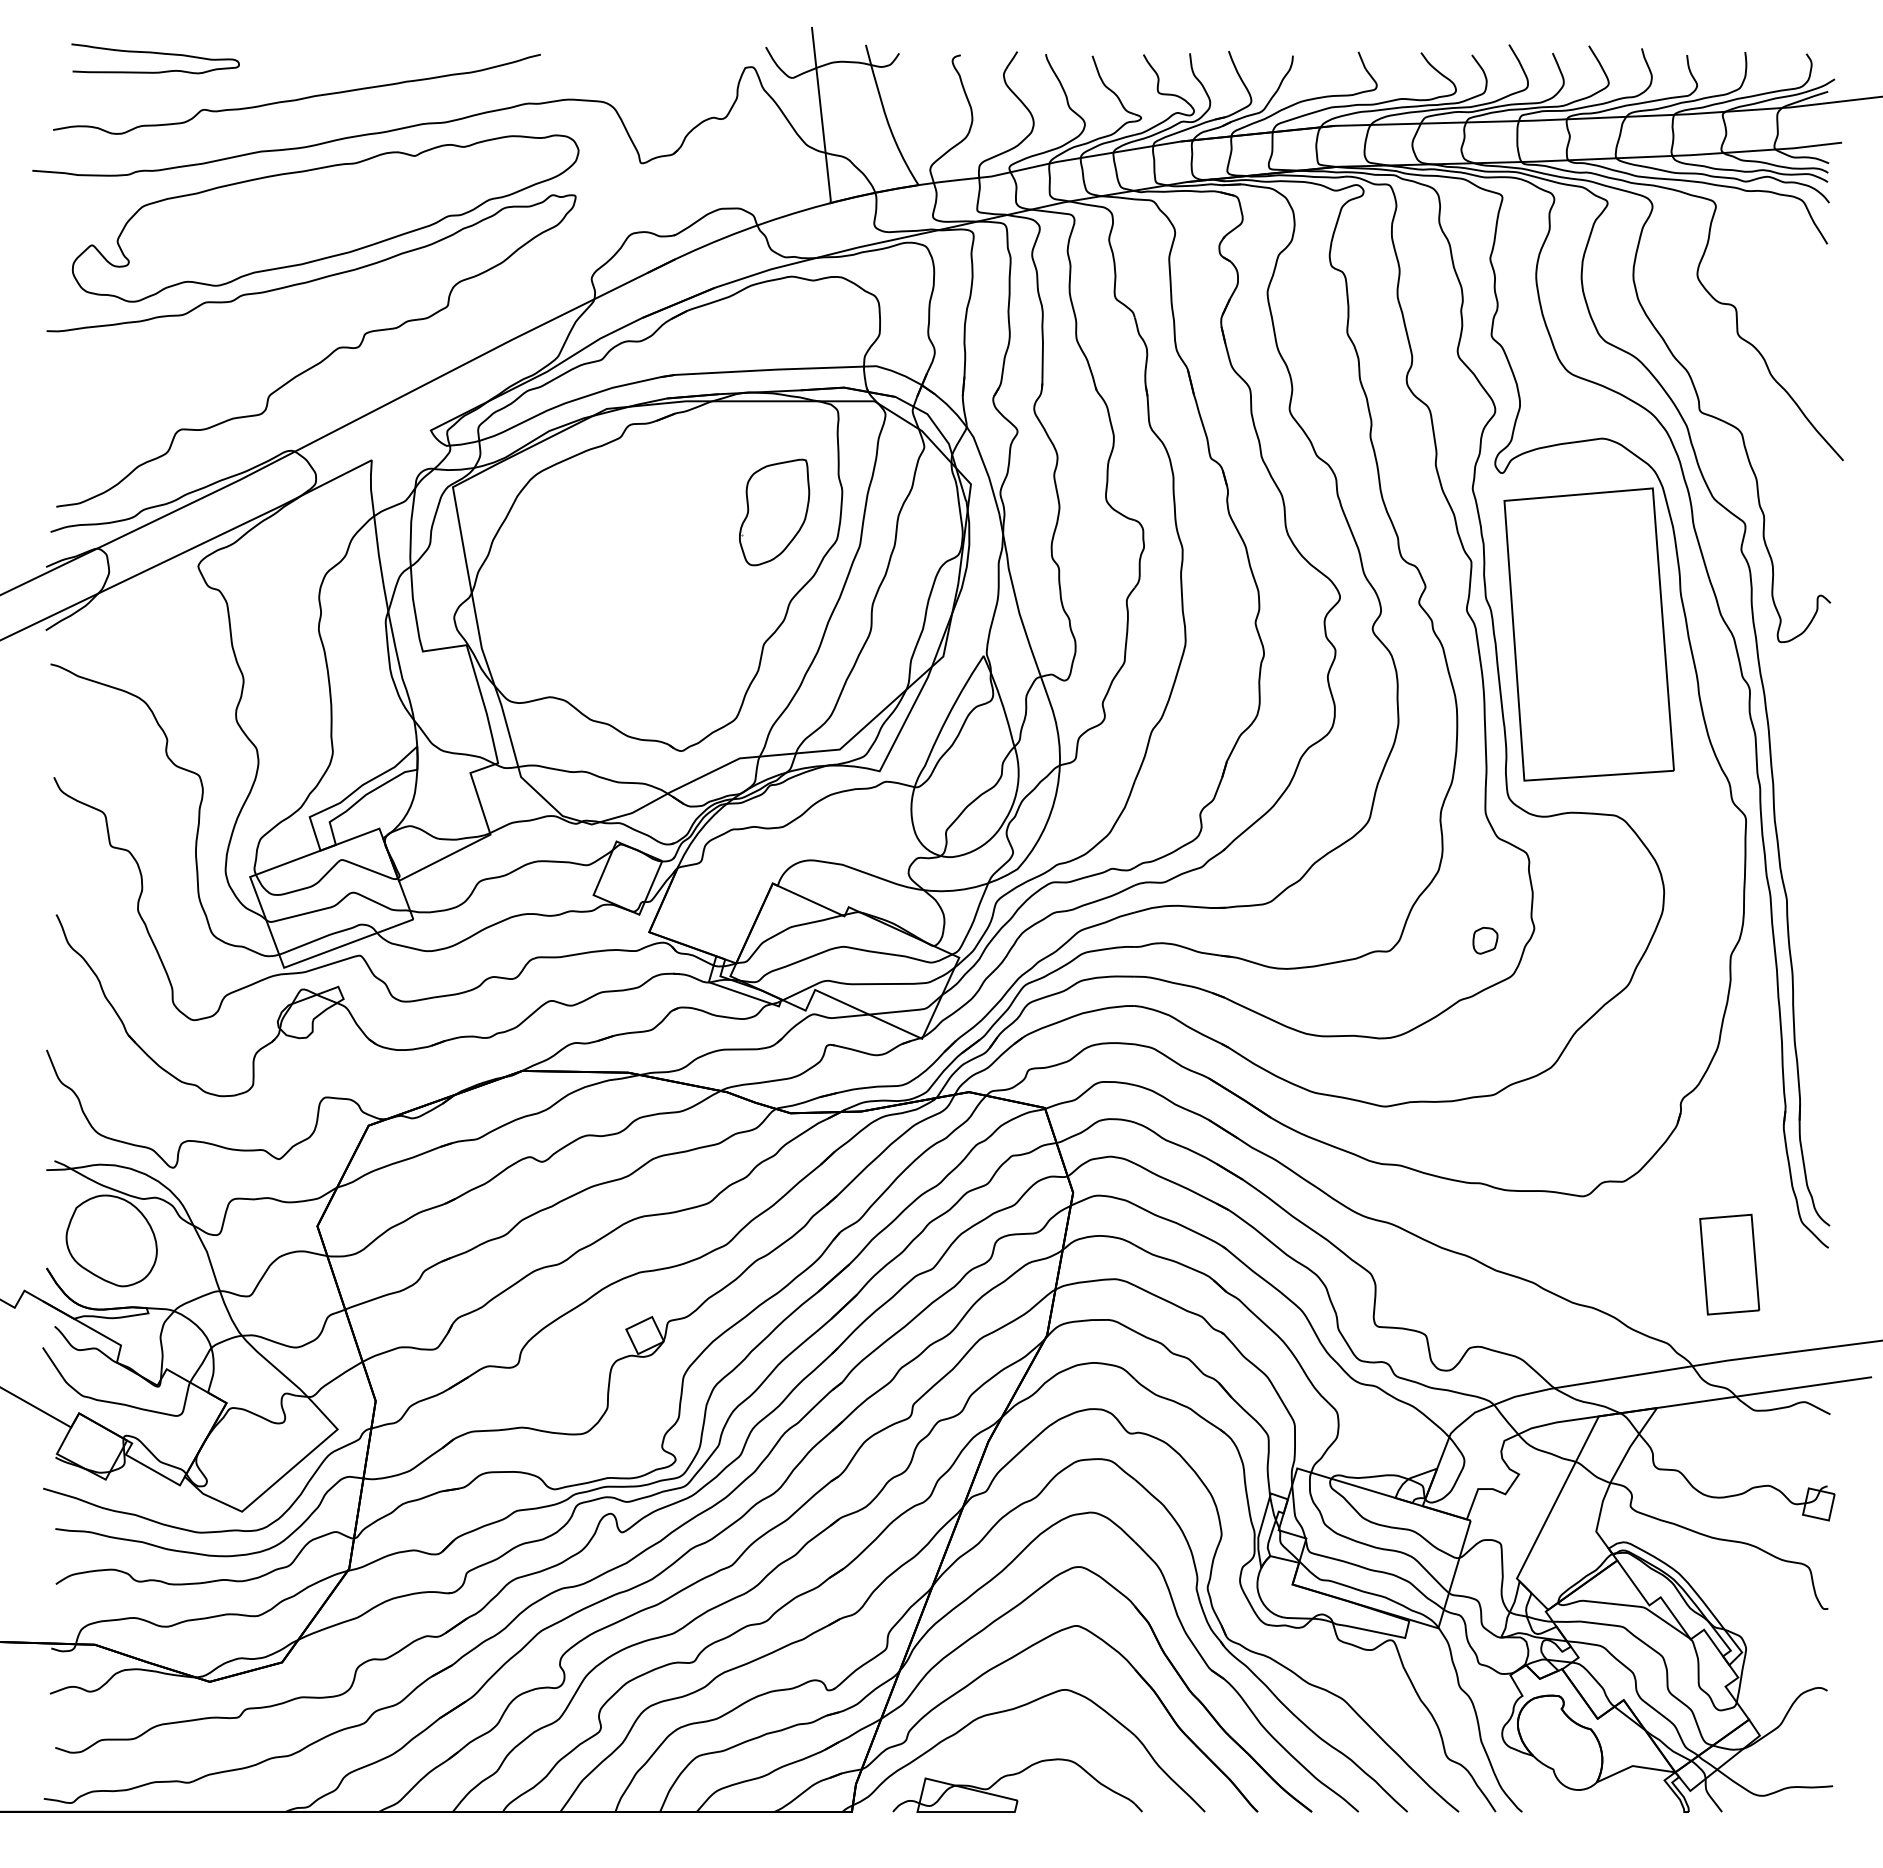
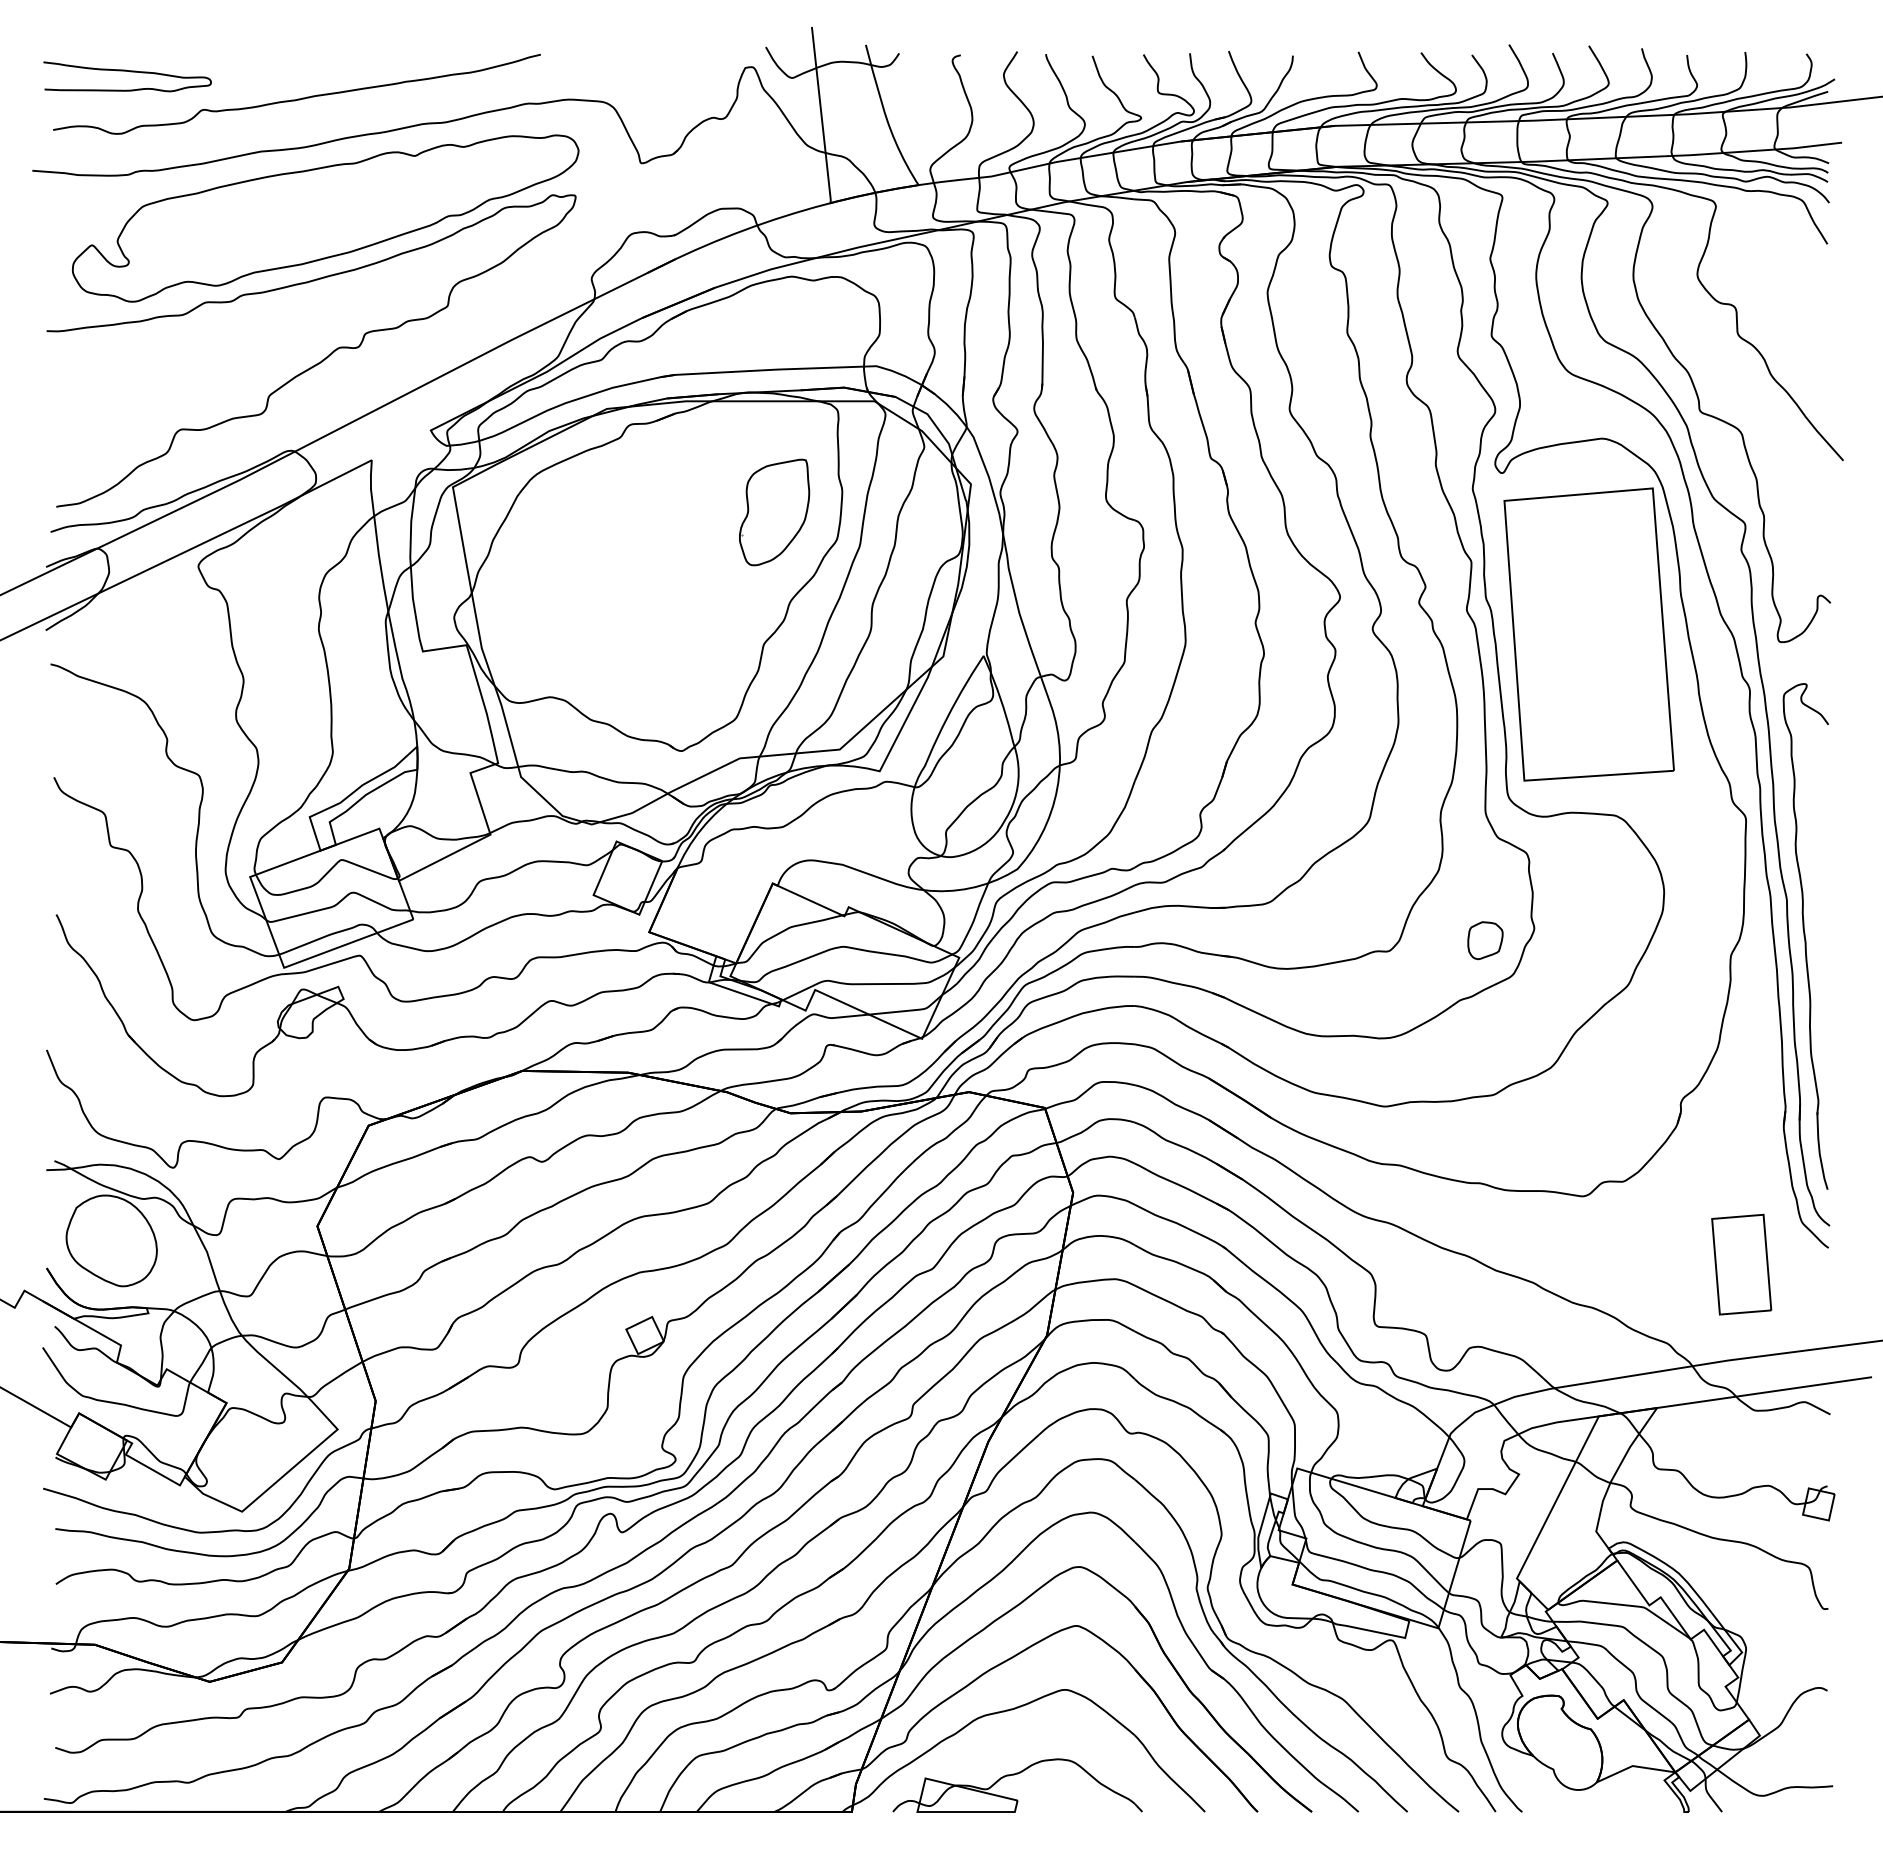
curve position: (155, 53) -> (127, 71) (127, 71)
part: none -> present (1805, 936)
part size: 27x29 px -> 37x40 px (1485, 940)
part position: (1729, 1264) -> (1741, 1264) (1741, 1264)
